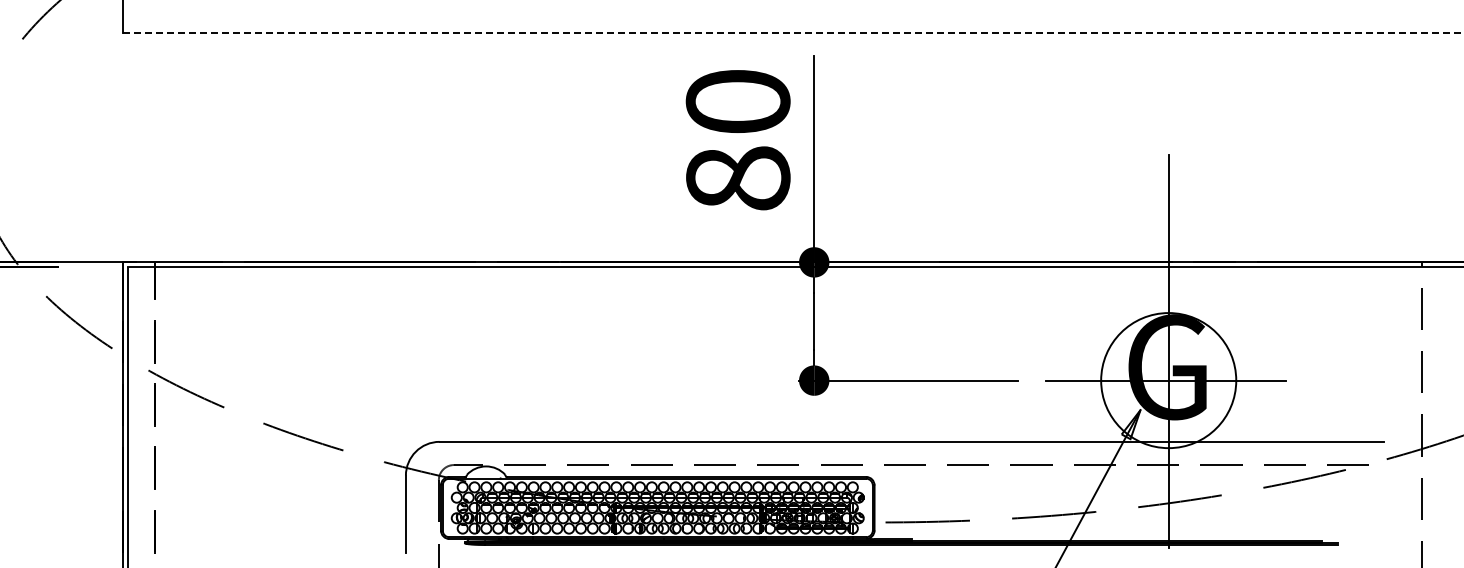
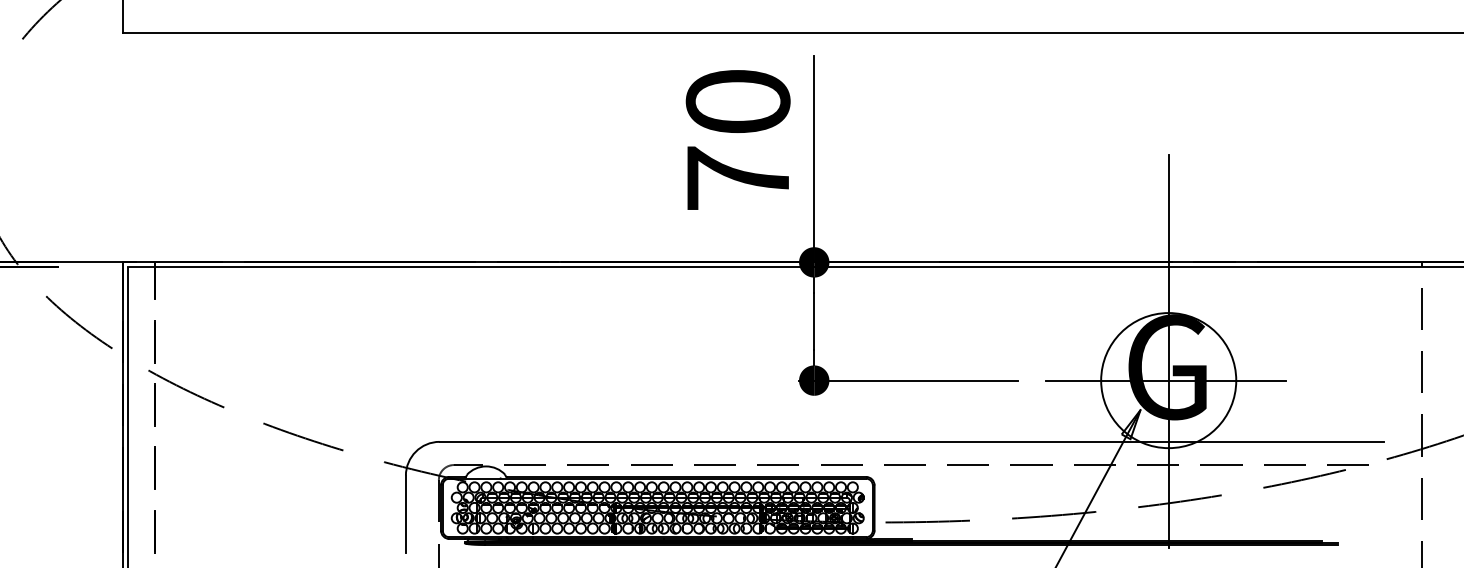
line: dashed -> solid (794, 32)
text: 80 -> 70 (738, 178)
